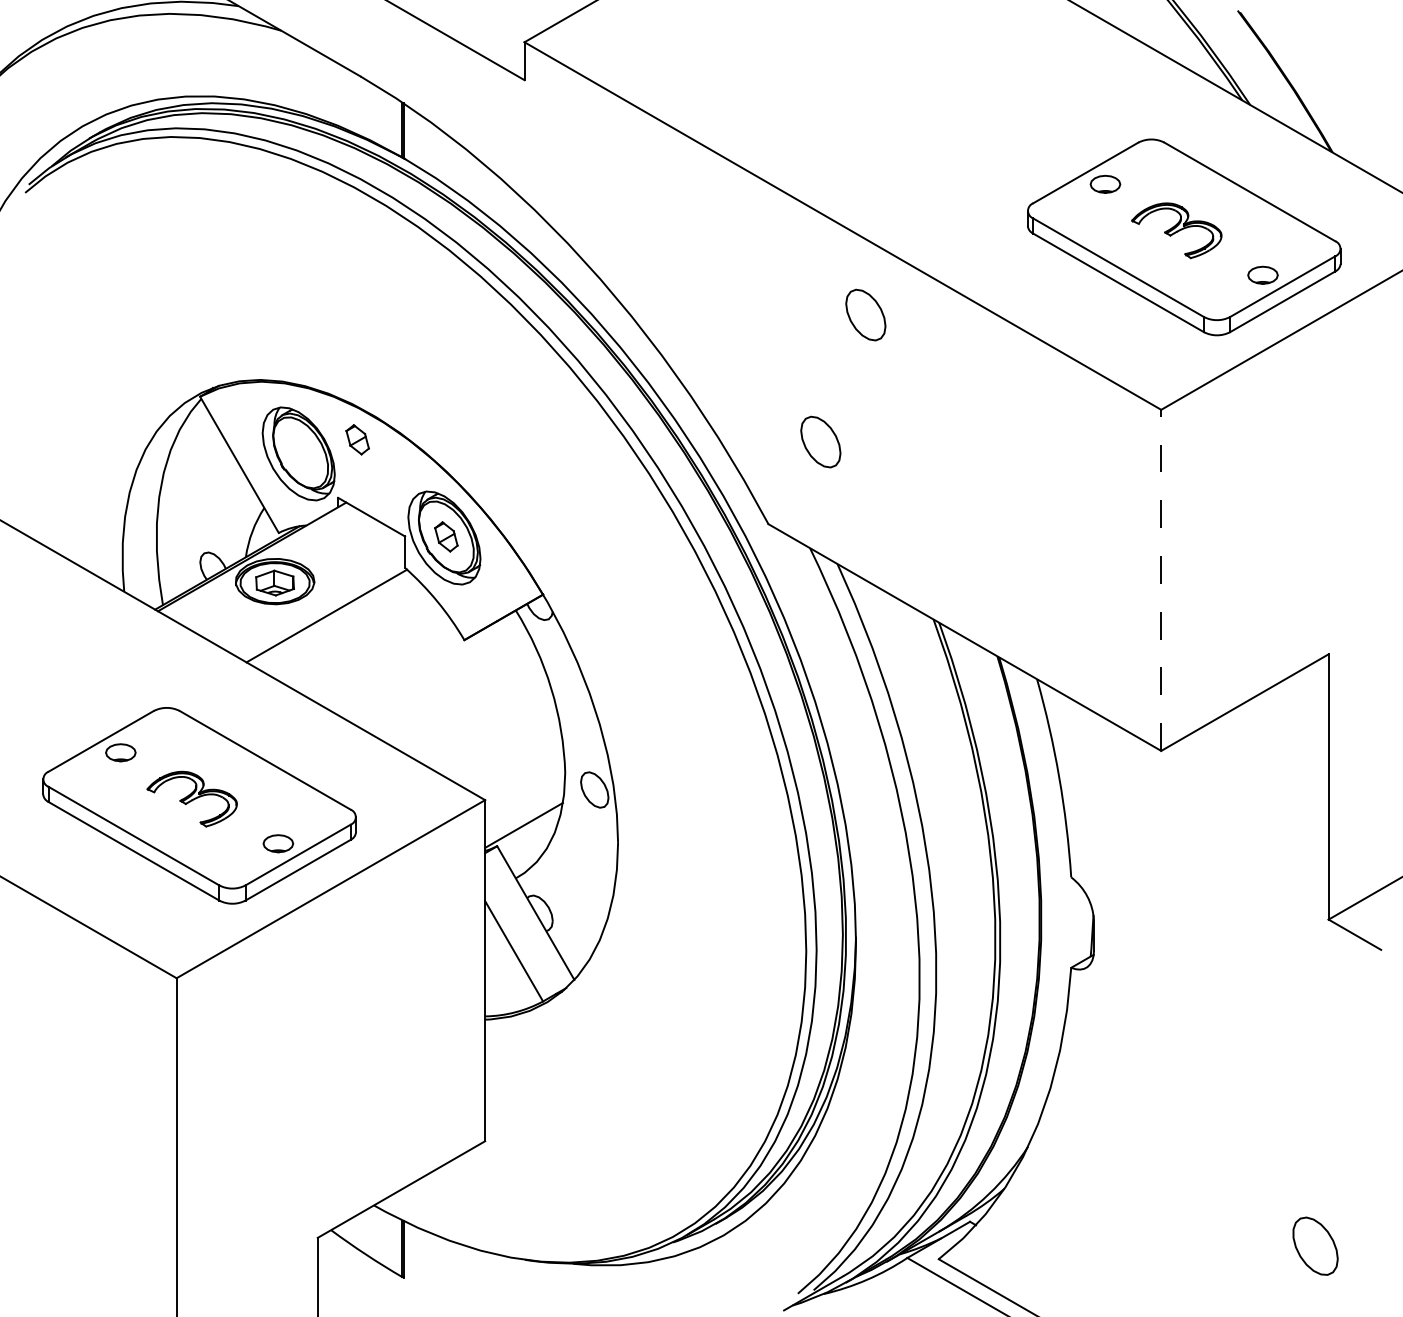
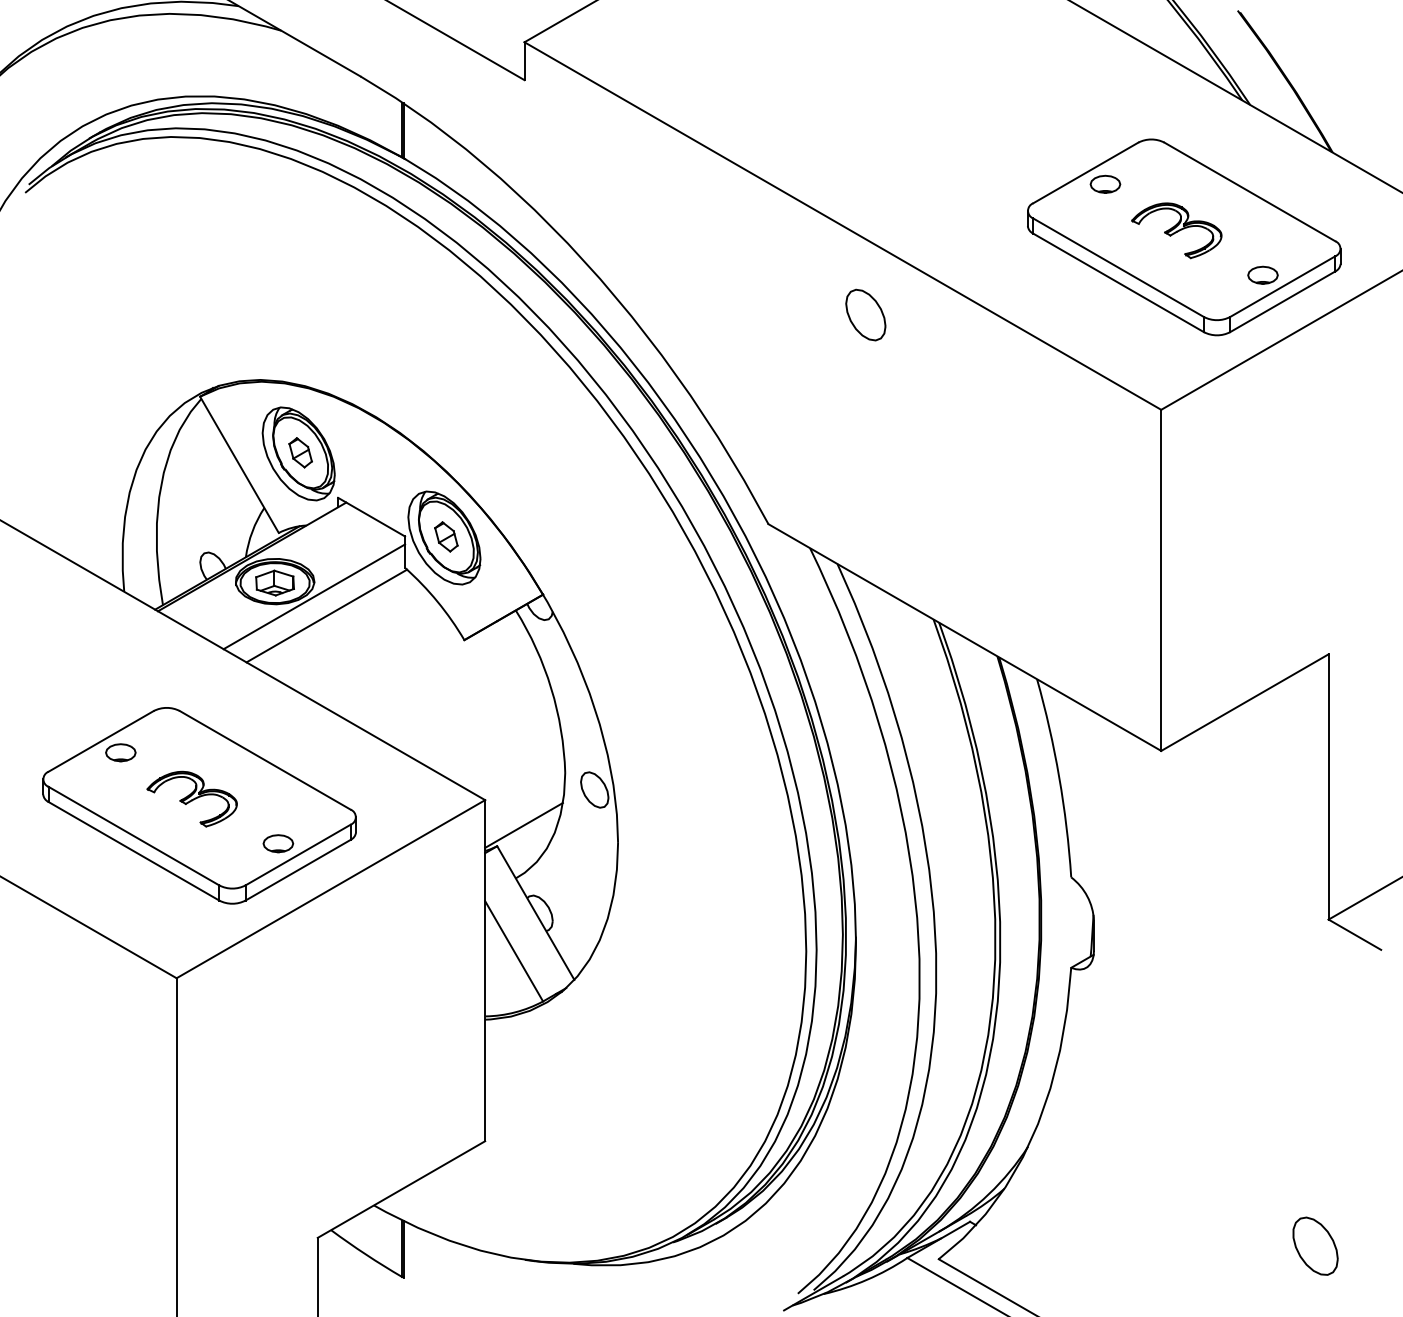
part position: (357, 439) -> (300, 452) (300, 452)
part: present -> none (820, 441)
line: dashed -> solid (1161, 580)
line: none -> present (314, 596)
